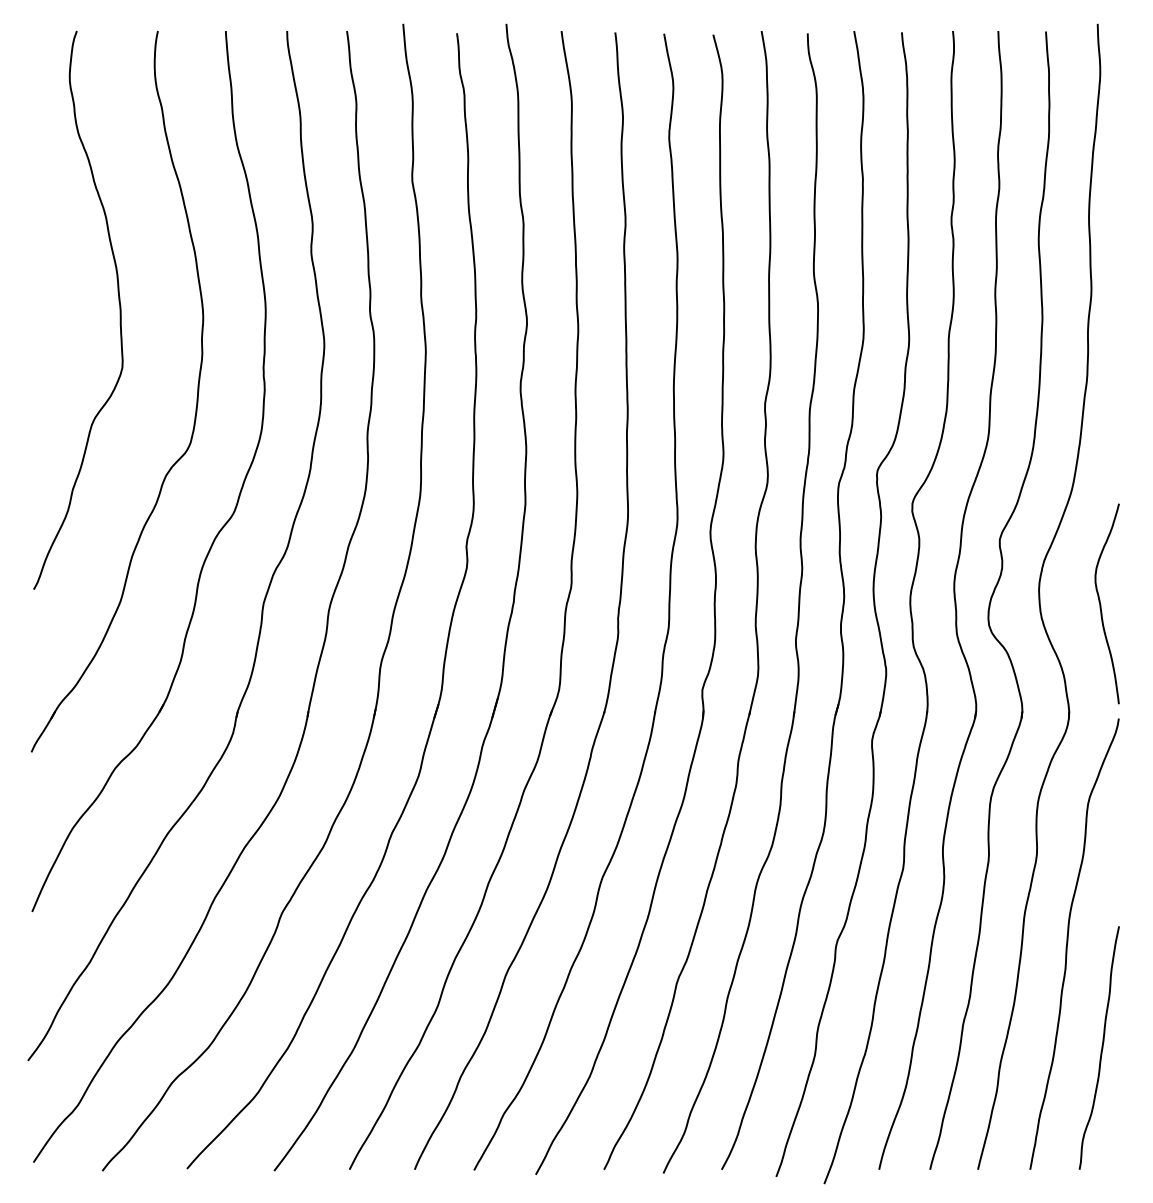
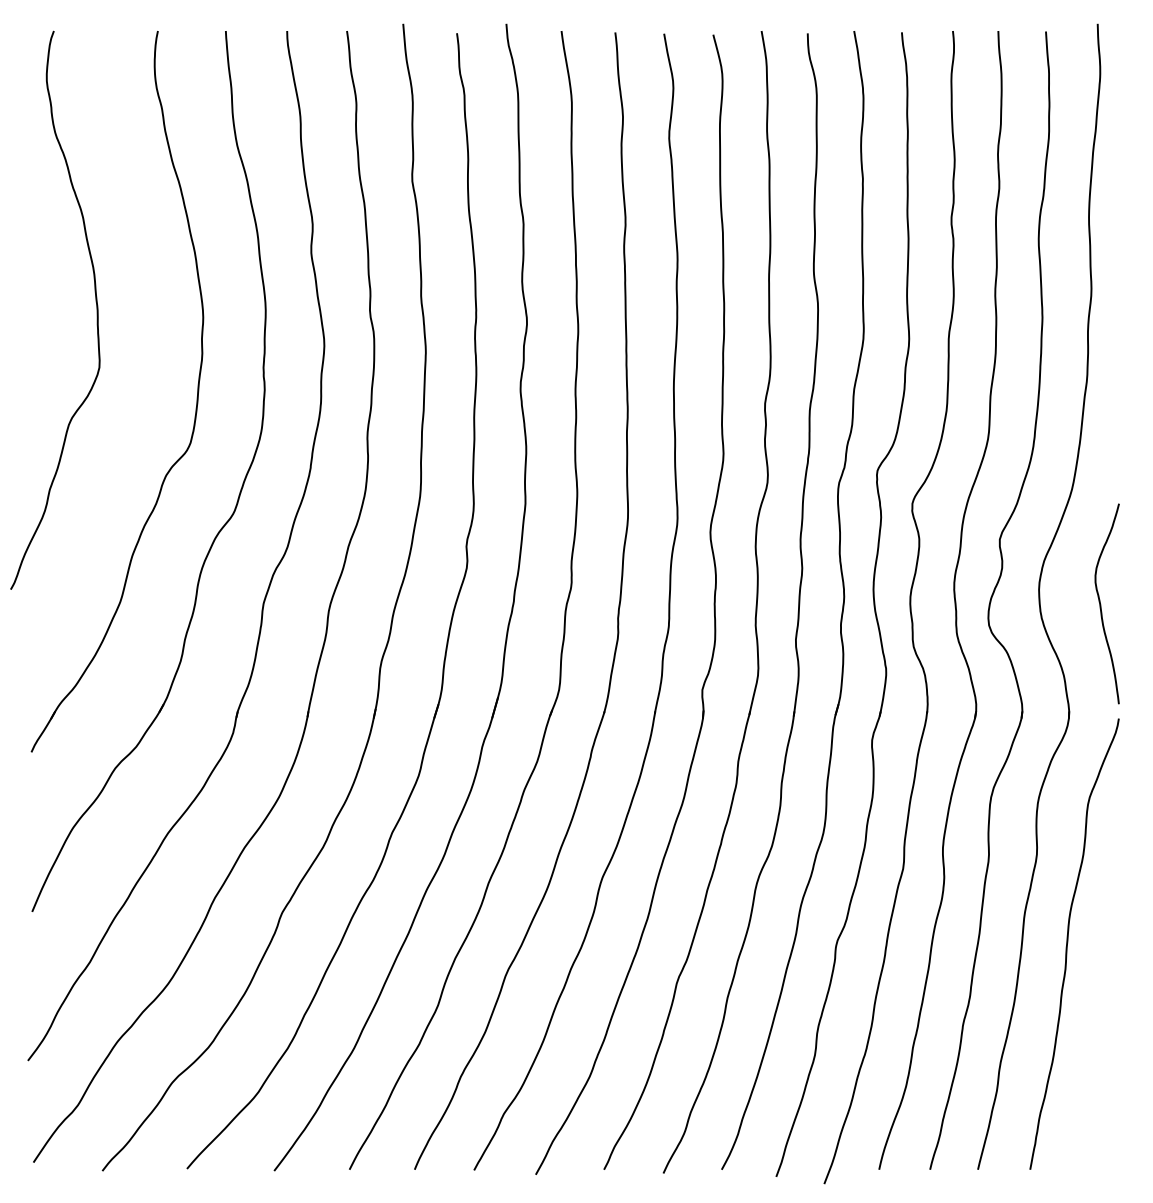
curve position: (118, 302) -> (95, 302) (95, 302)
curve: present -> none (1101, 1047)
